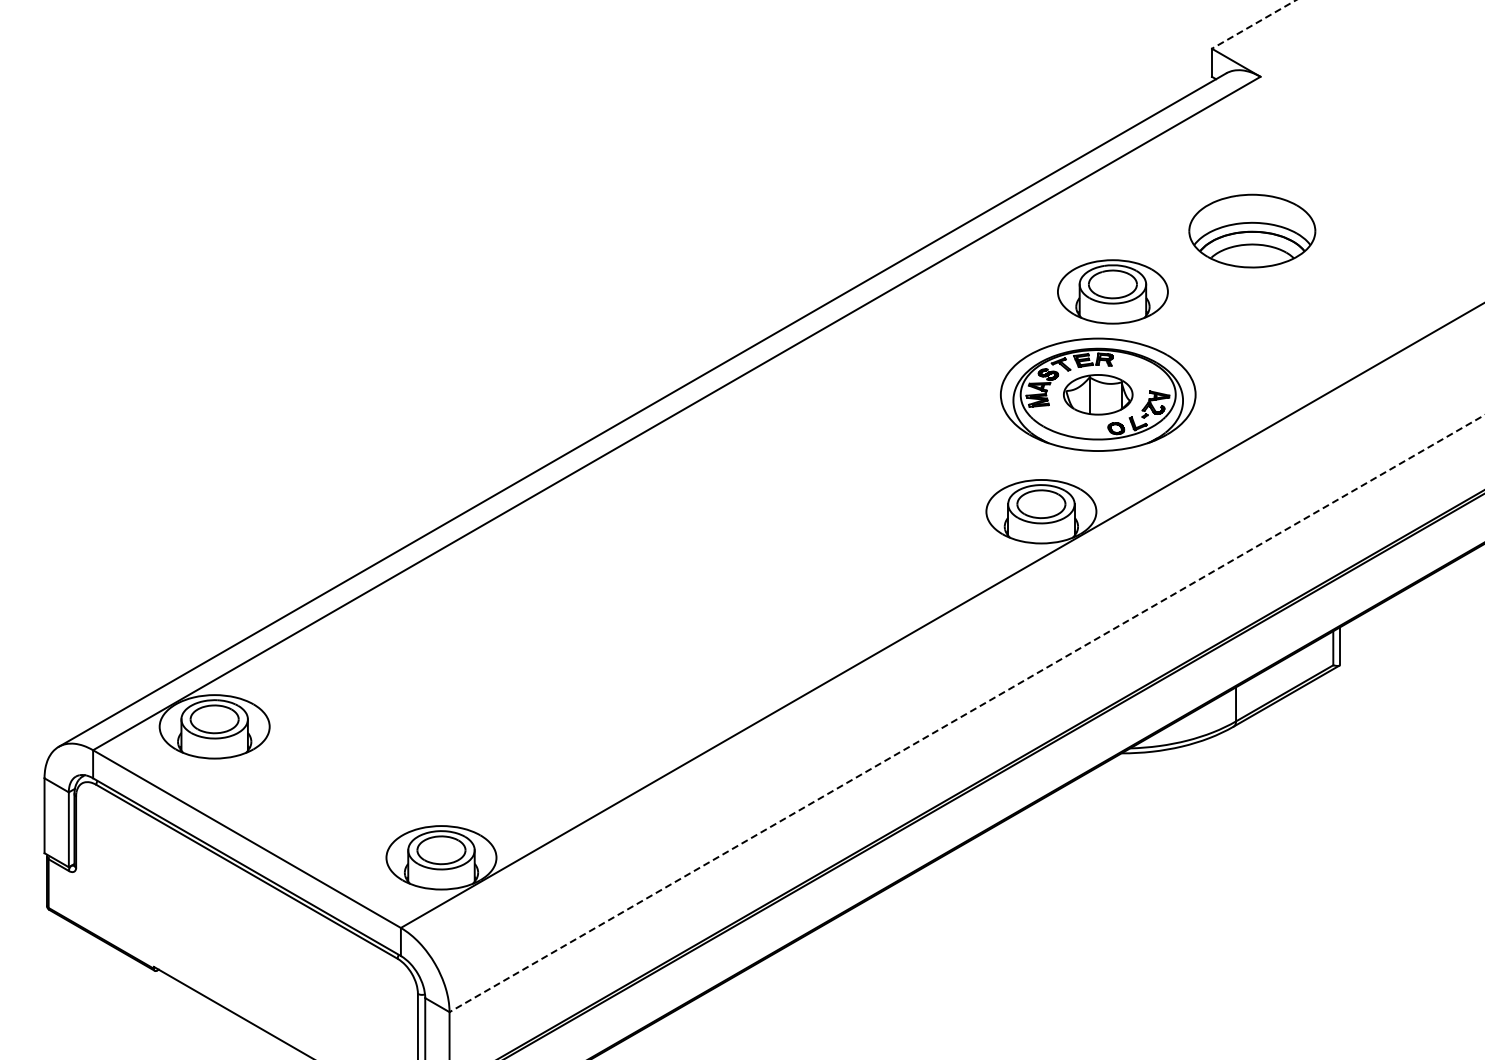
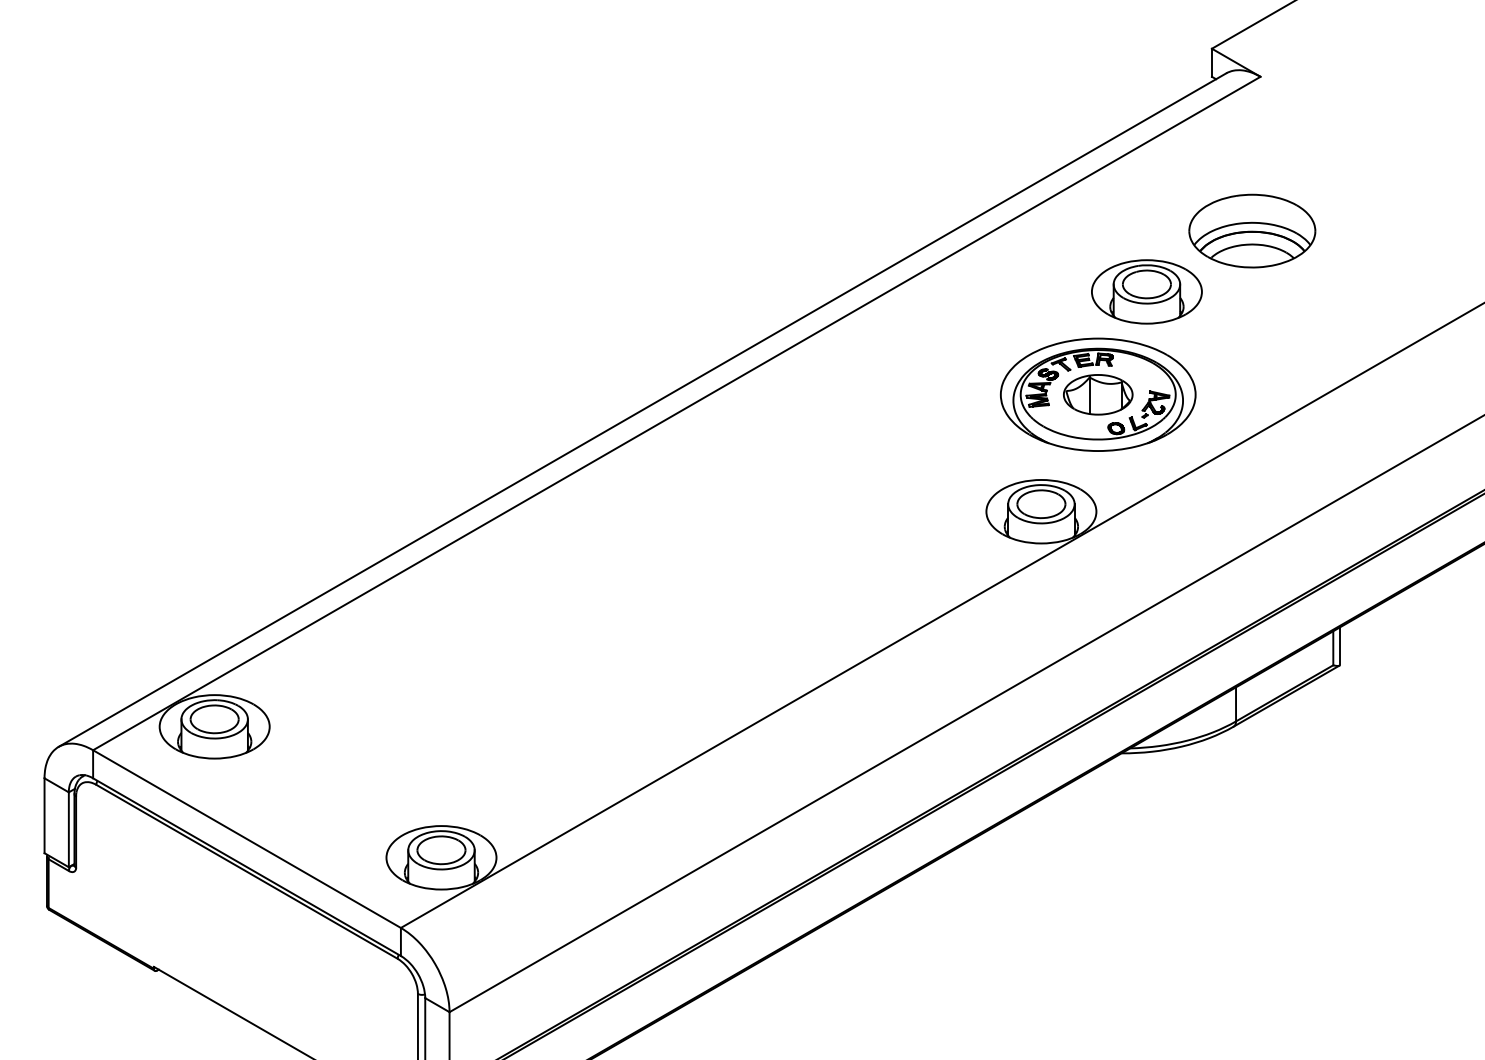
line: dashed -> solid (1253, 24)
part position: (1112, 291) -> (1146, 291) (1146, 291)
line: dashed -> solid (966, 713)
